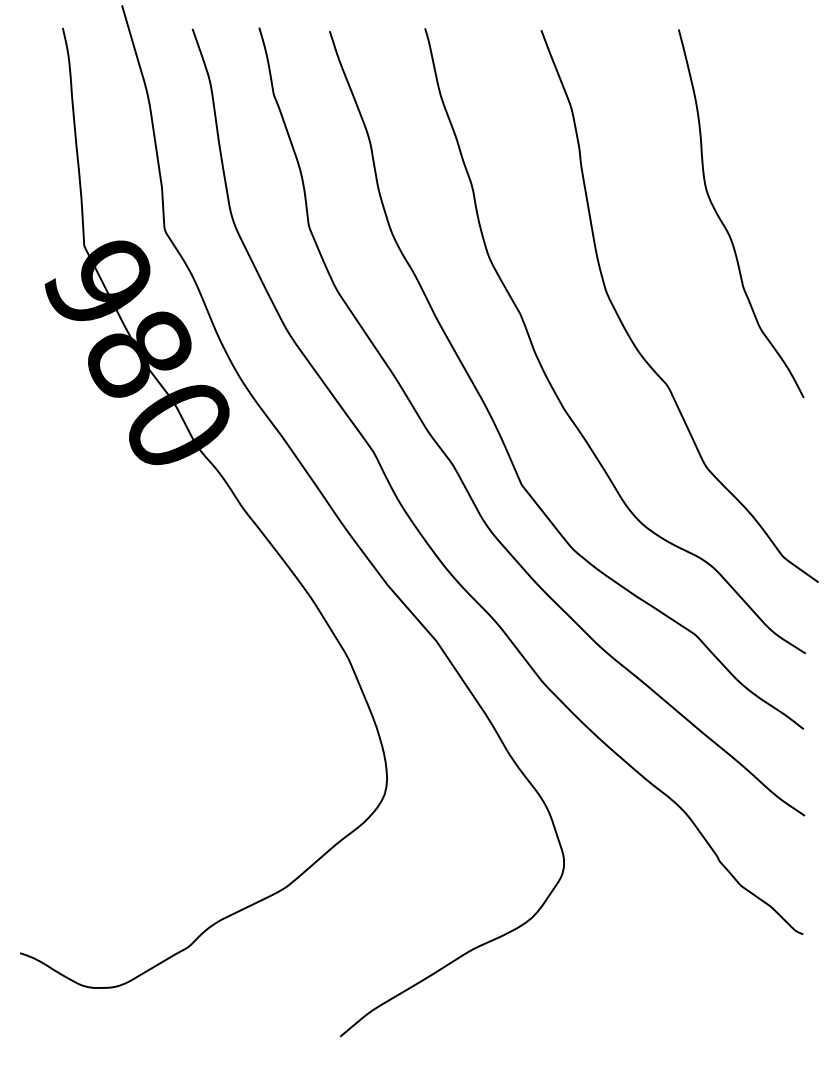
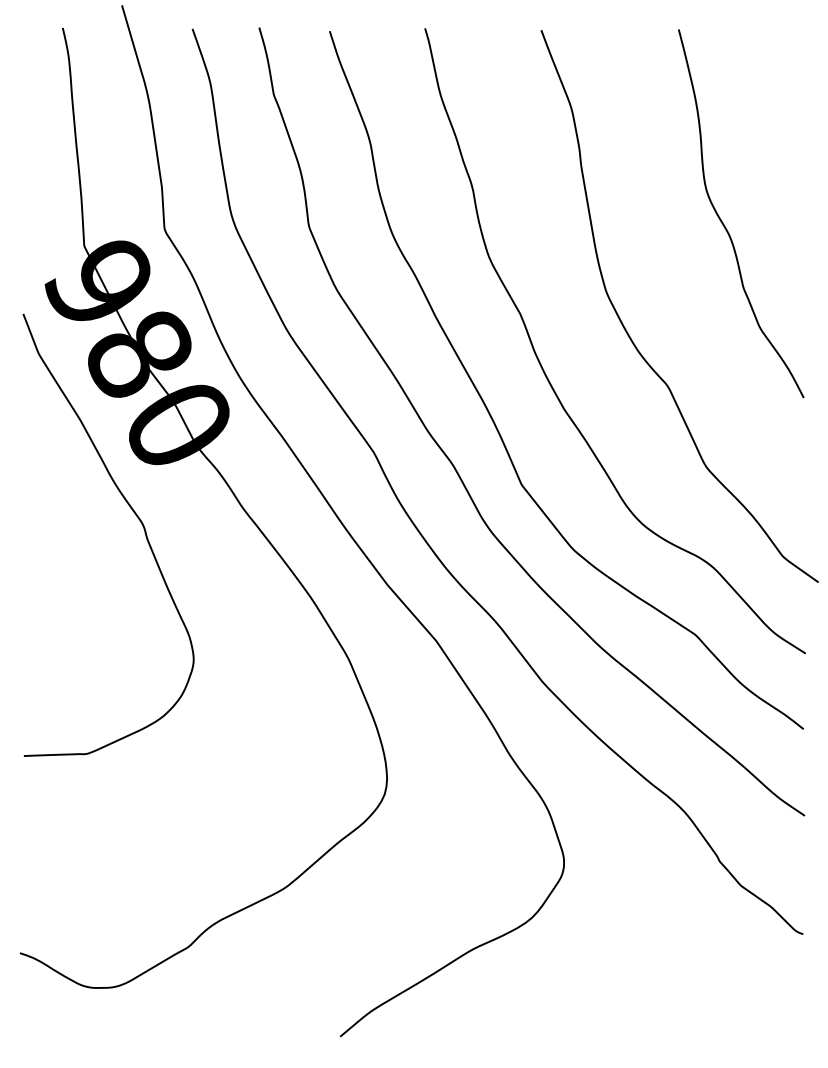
curve: none -> present (135, 515)
